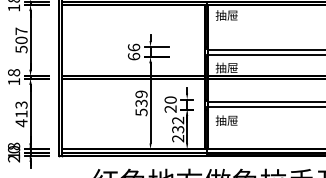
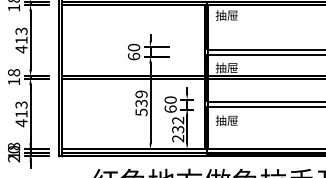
text: 507 -> 413 (21, 40)
text: 66 -> 60 (133, 47)
text: 20 -> 60 (170, 108)
